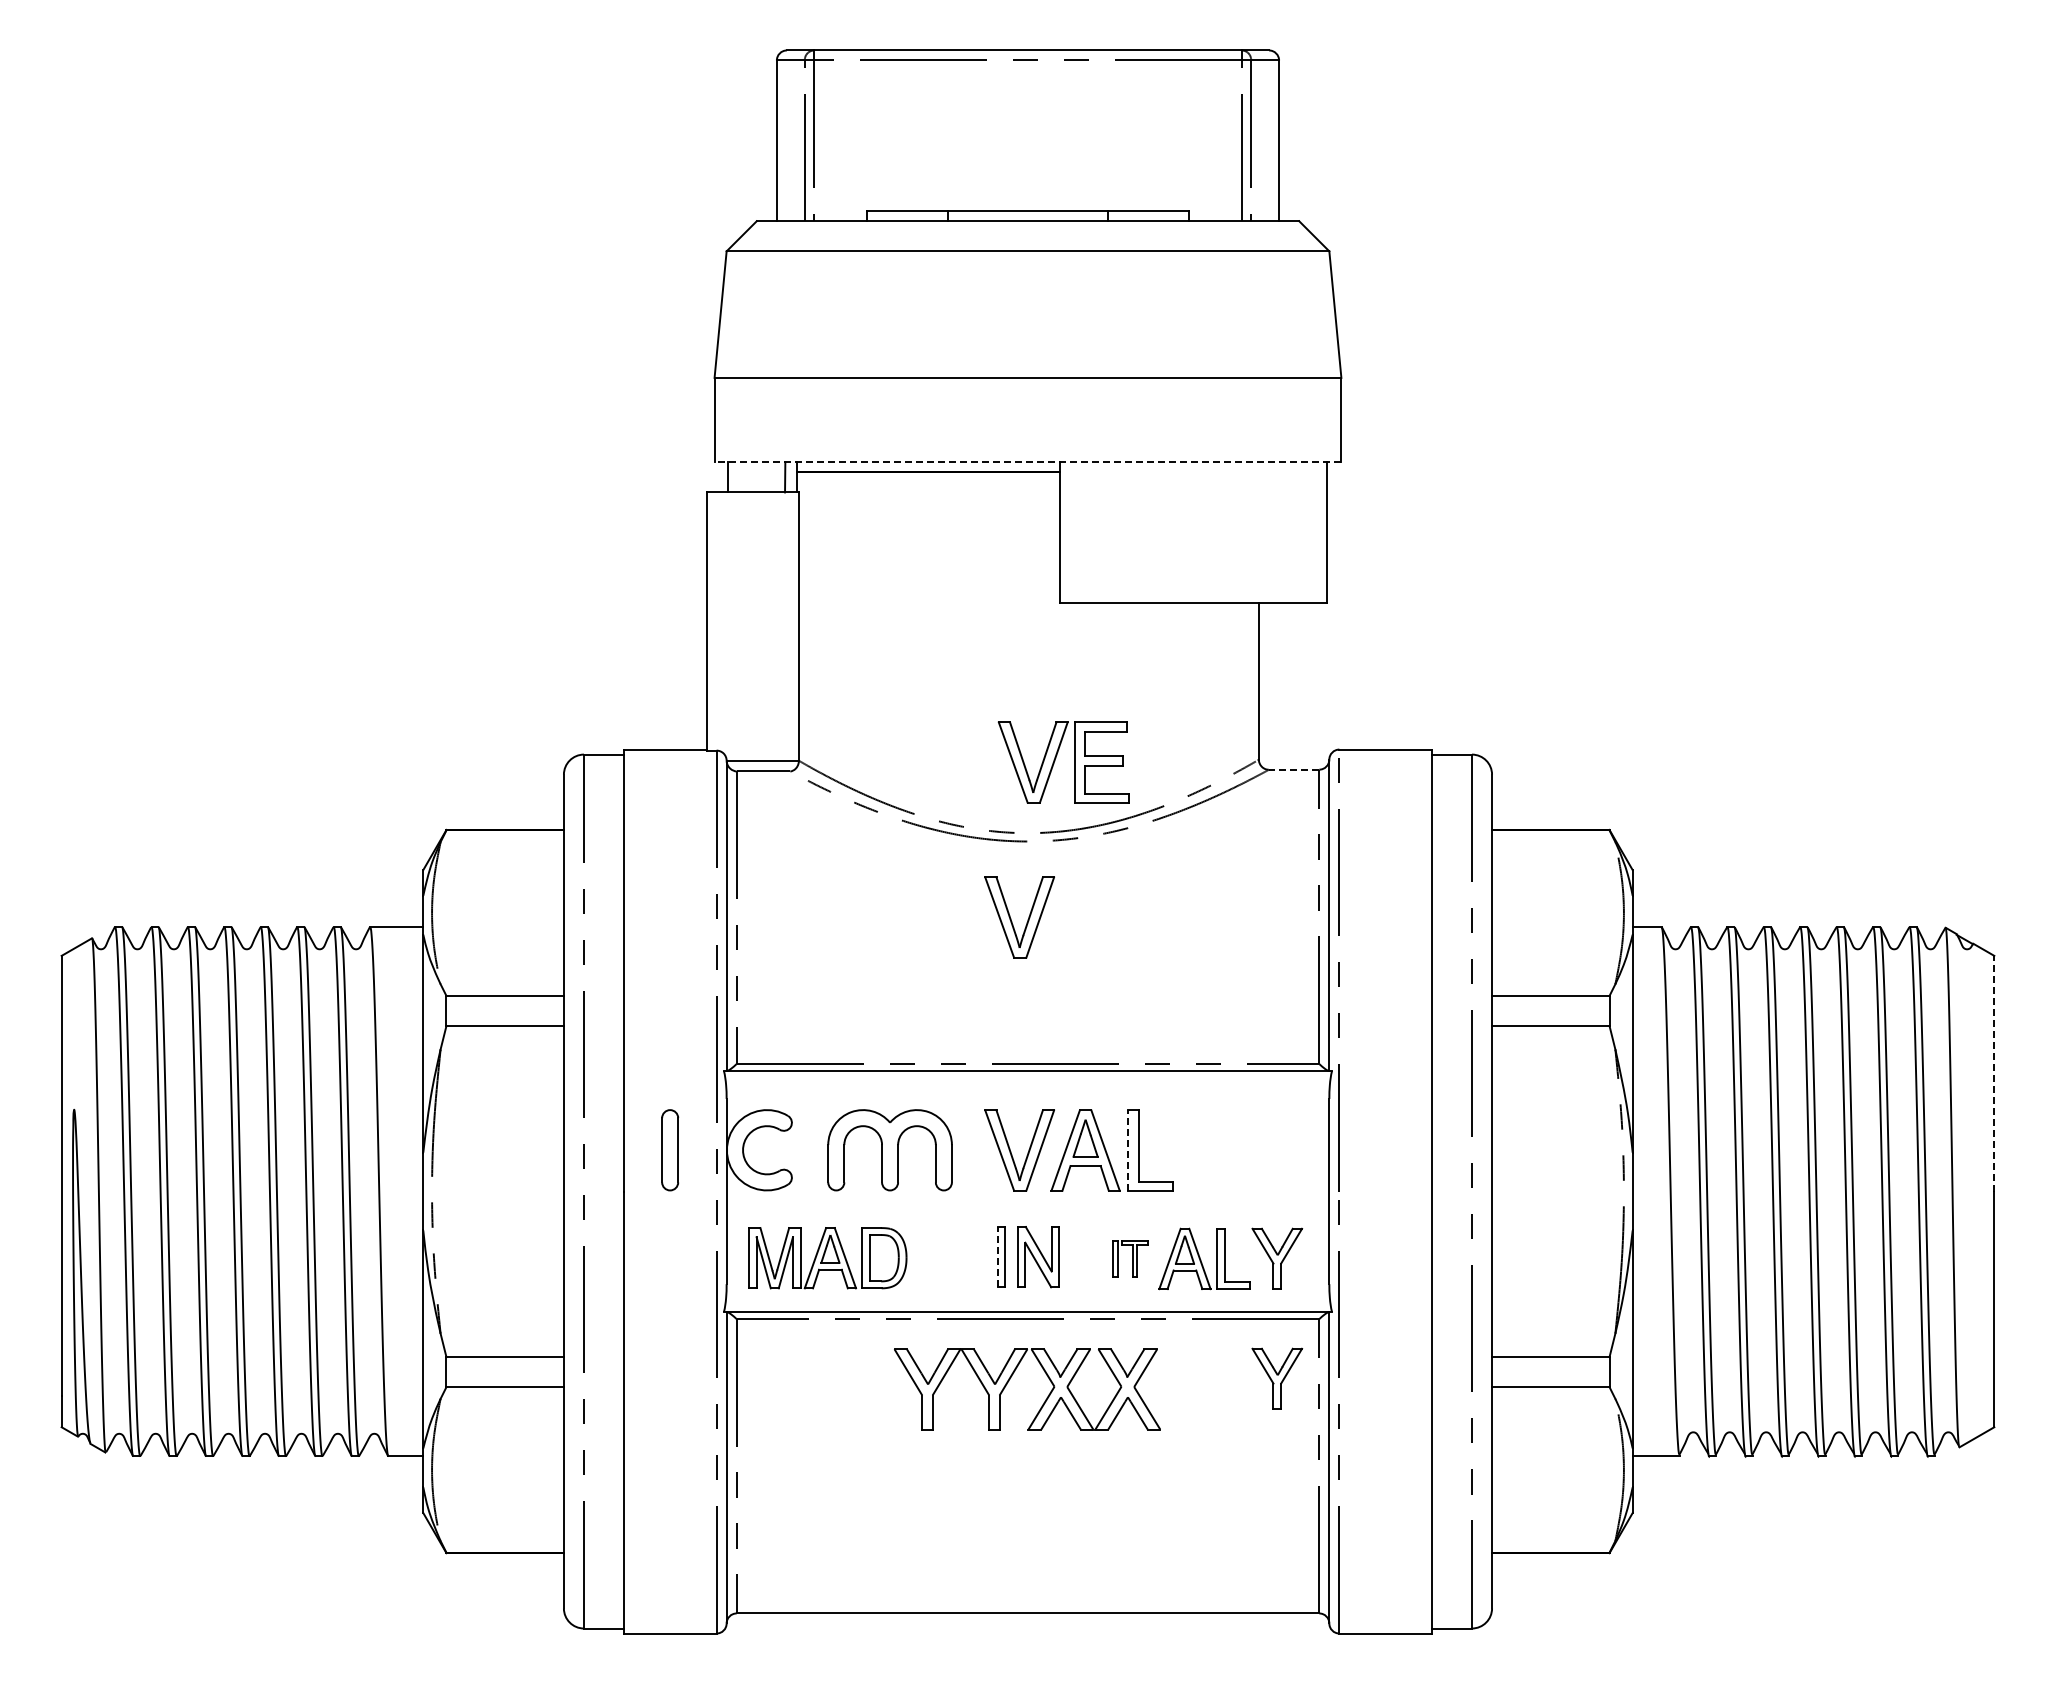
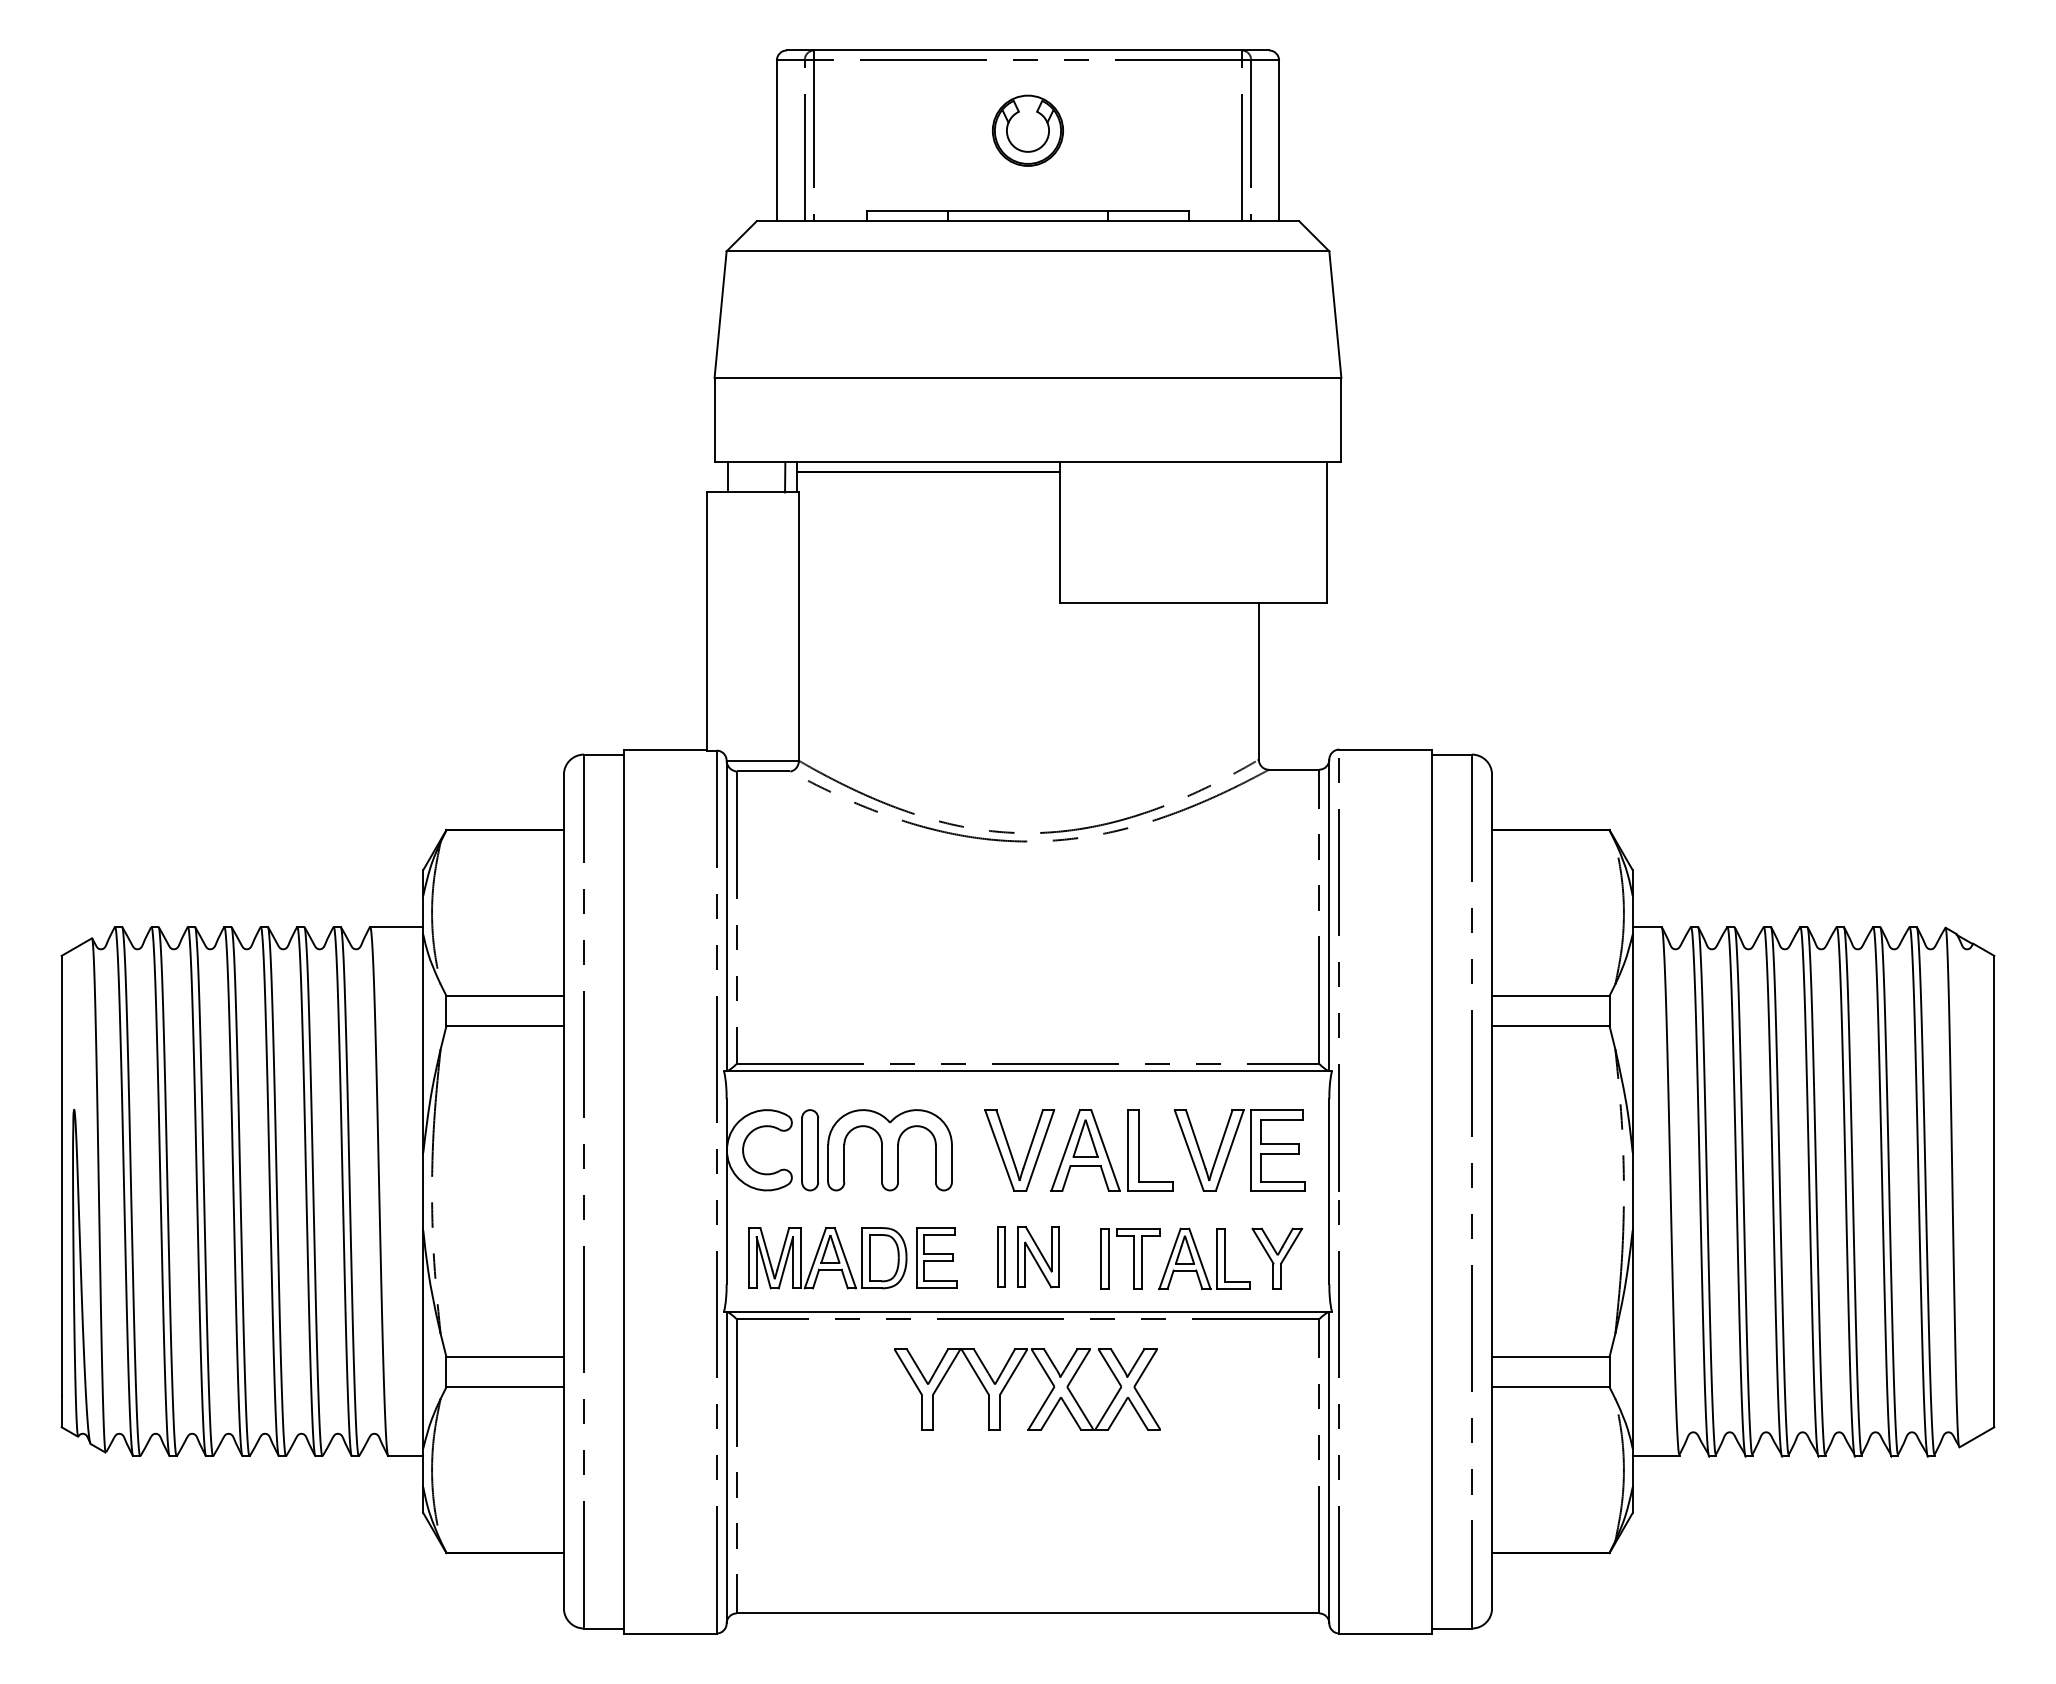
part: none -> present (1027, 130)
line: dashed -> solid (1027, 462)
part position: (1056, 758) -> (1232, 1146) (1232, 1146)
line: dashed -> solid (1293, 769)
part: present -> none (1011, 918)
line: dashed -> solid (1994, 1073)
part position: (670, 1150) -> (810, 1150) (810, 1150)
line: dashed -> solid (1128, 1150)
line: dashed -> solid (997, 1256)
part: none -> present (936, 1257)
part size: 37x38 px -> 61x62 px (1130, 1258)
part: present -> none (1277, 1378)
